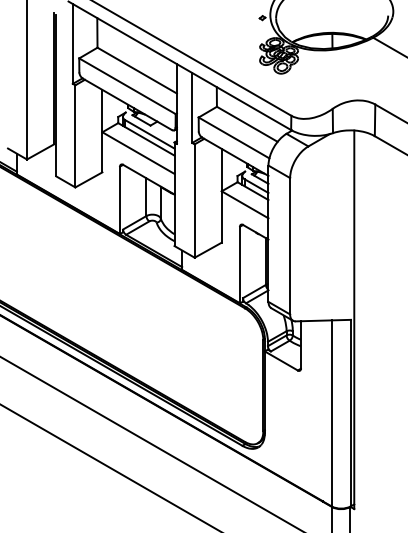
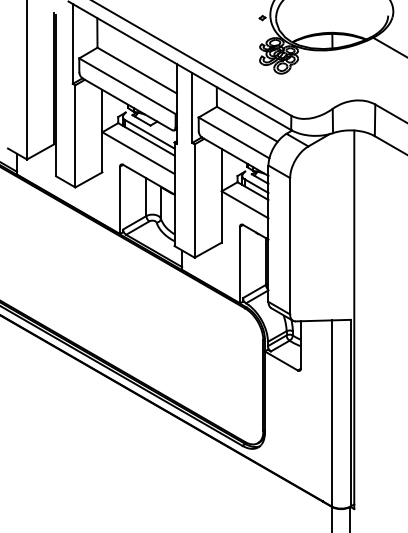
line: present -> none (150, 443)
line: present -> none (109, 467)
